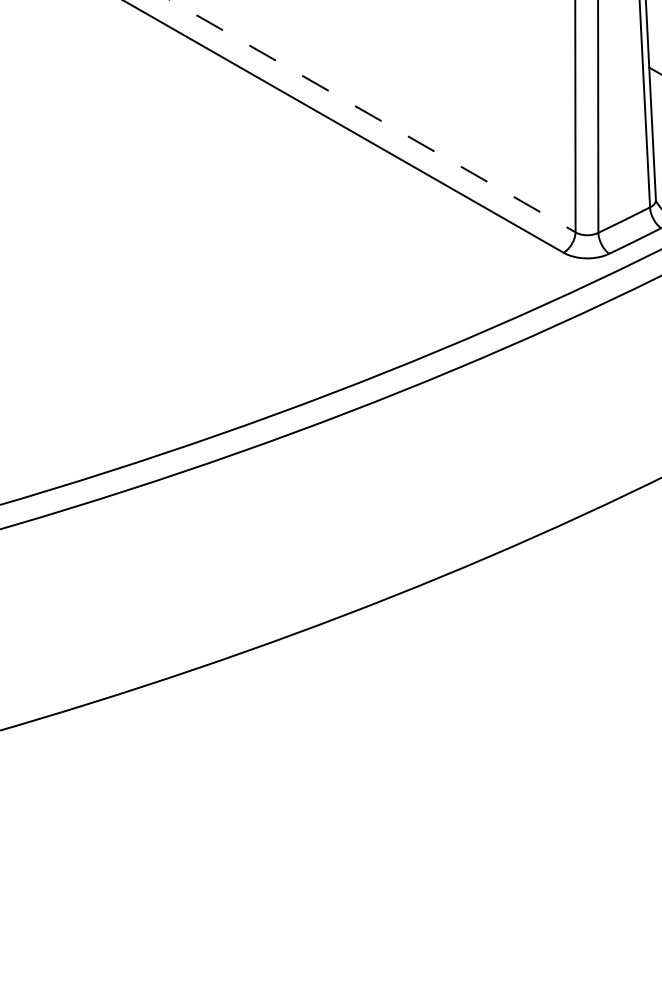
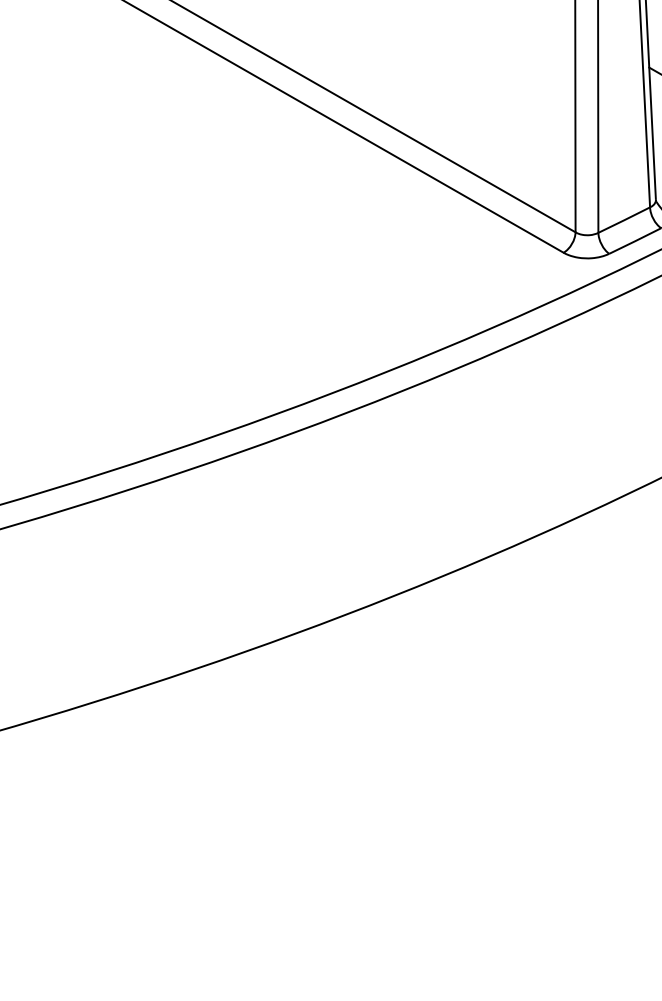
line: dashed -> solid (373, 116)
